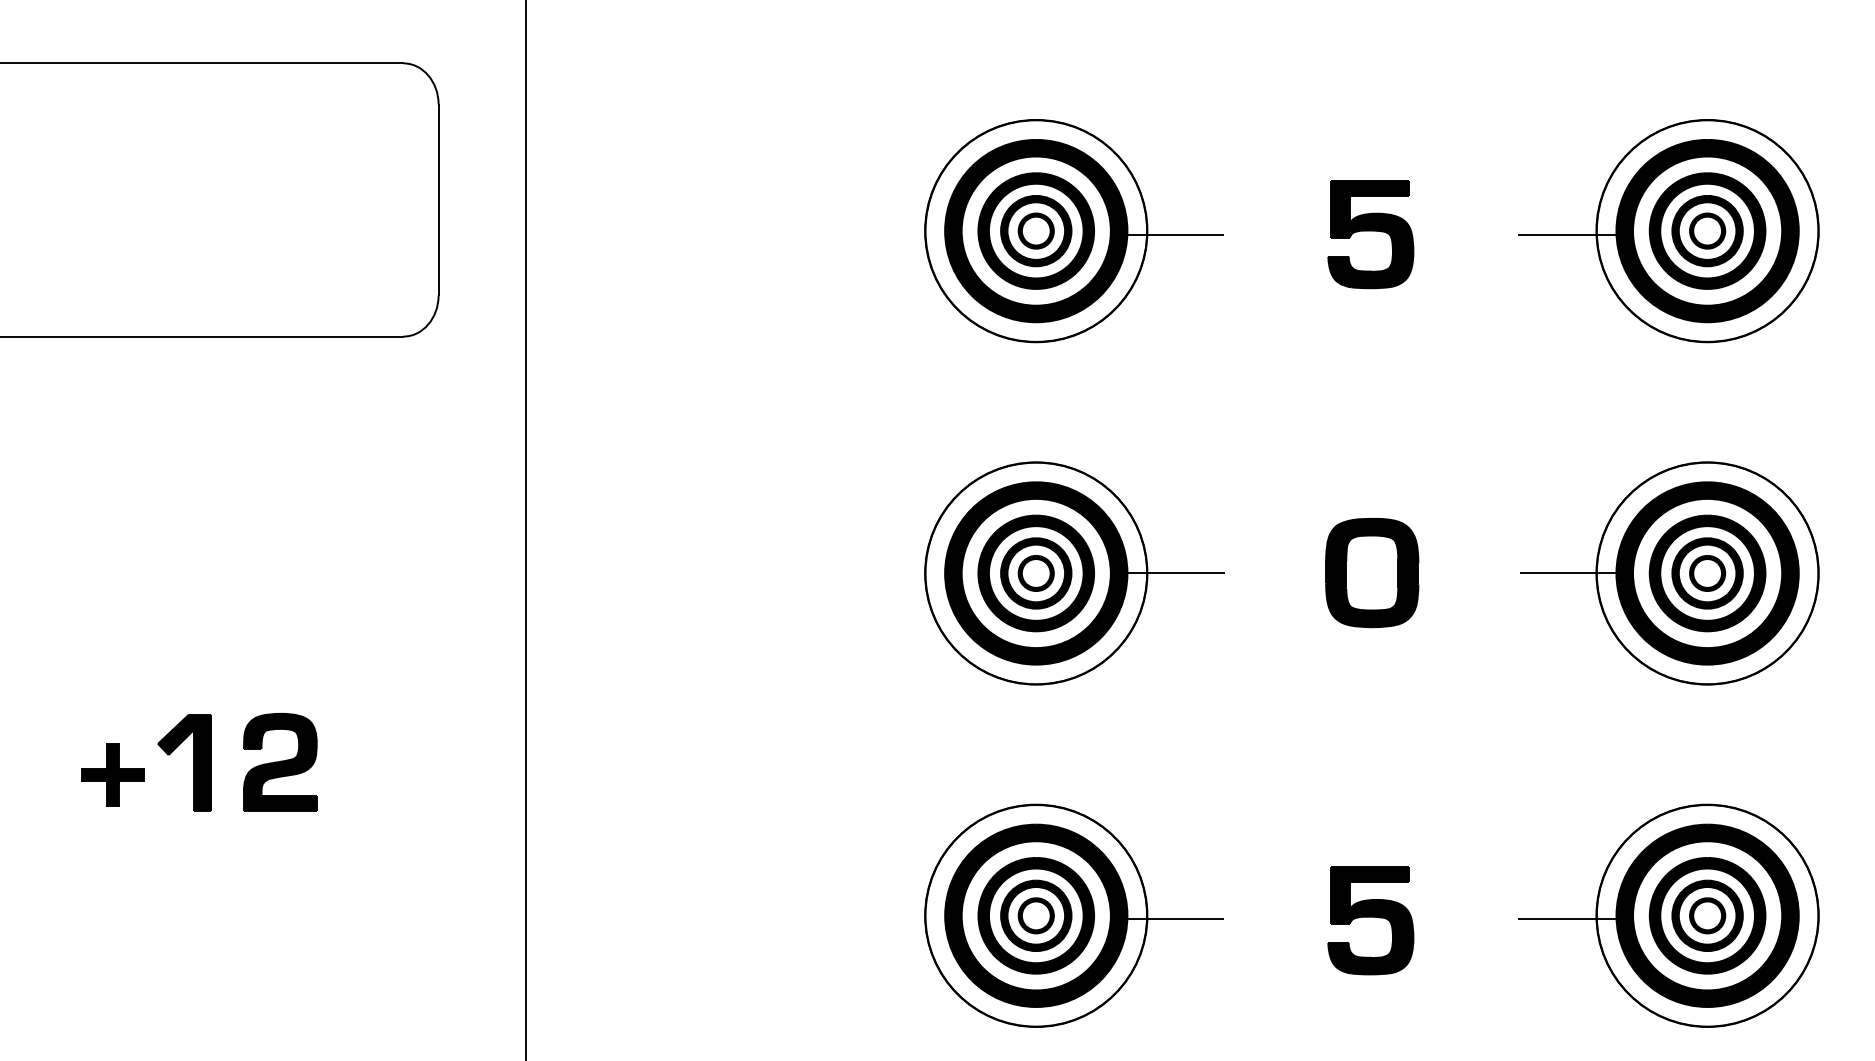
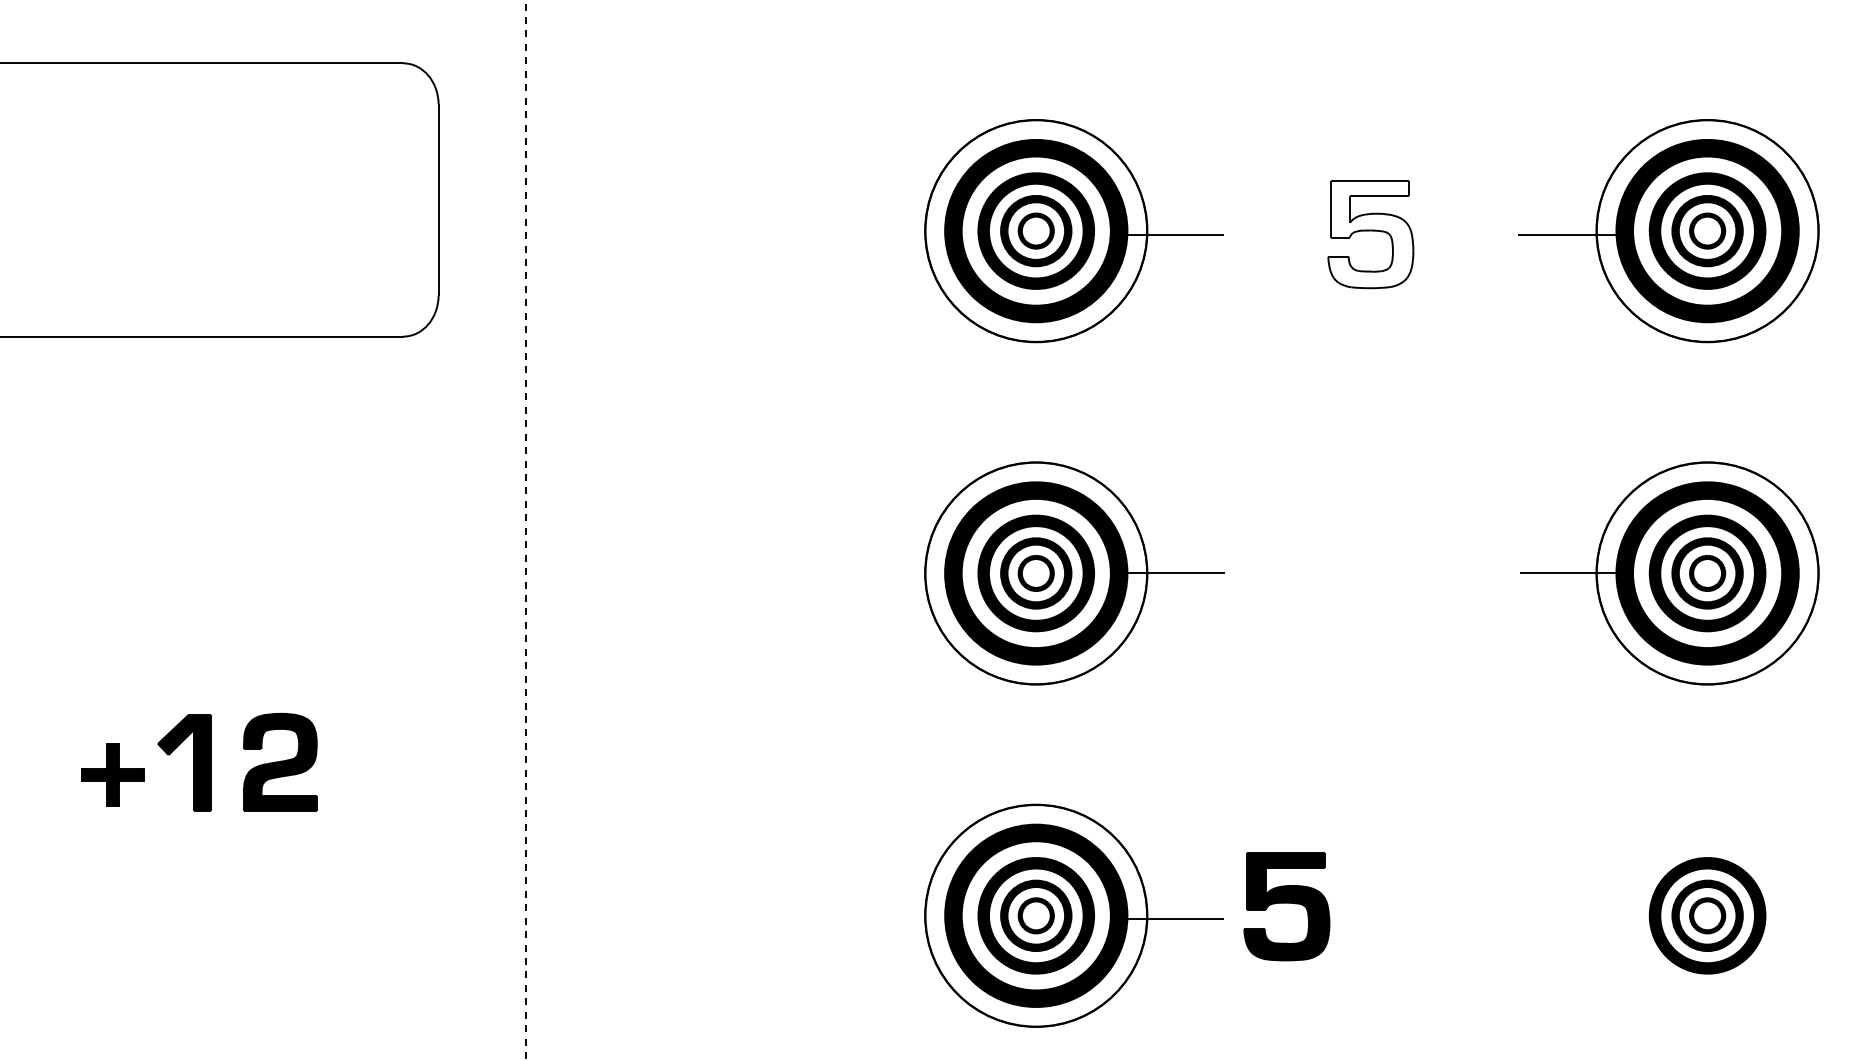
fill: present -> none (1370, 234)
line: solid -> dashed (526, 530)
part: present -> none (1372, 573)
part: present -> none (1668, 915)
part position: (1370, 920) -> (1286, 906) (1286, 906)
